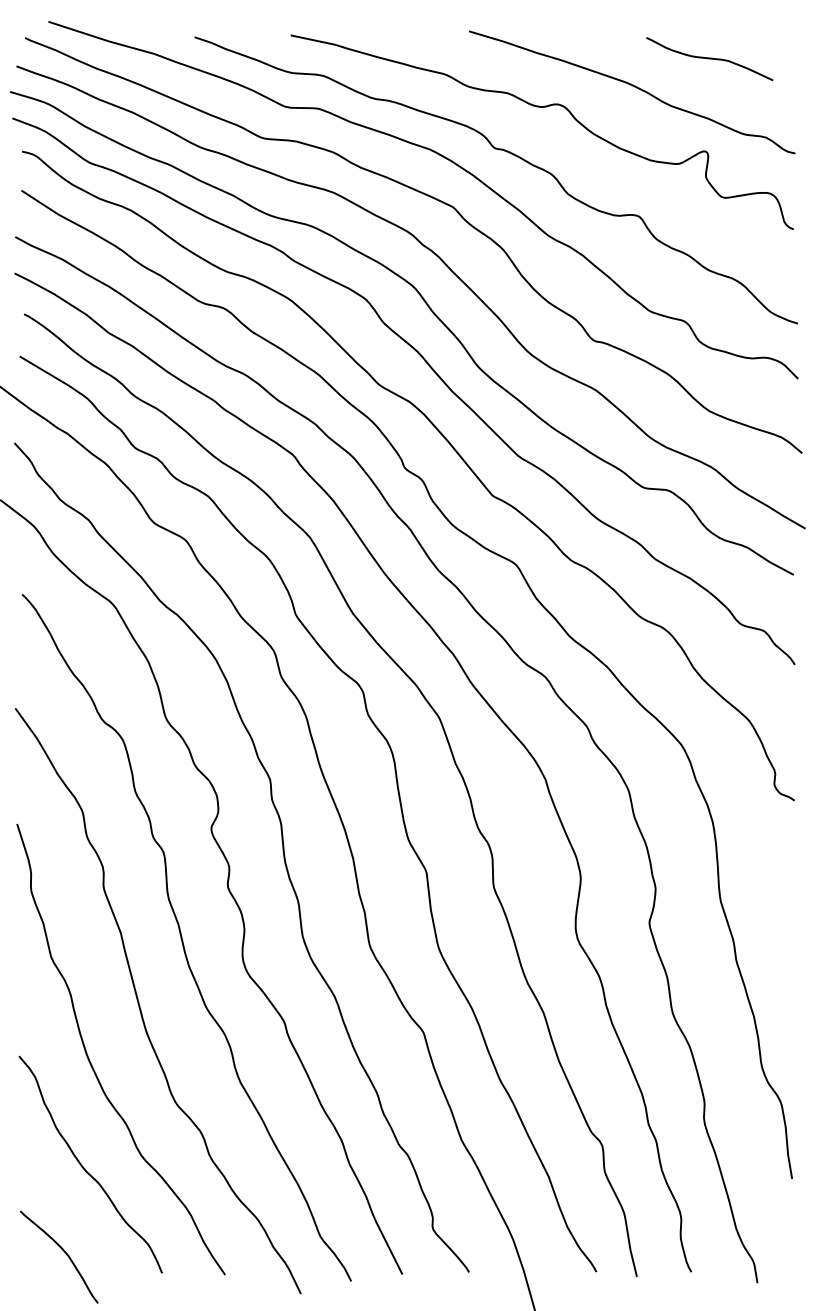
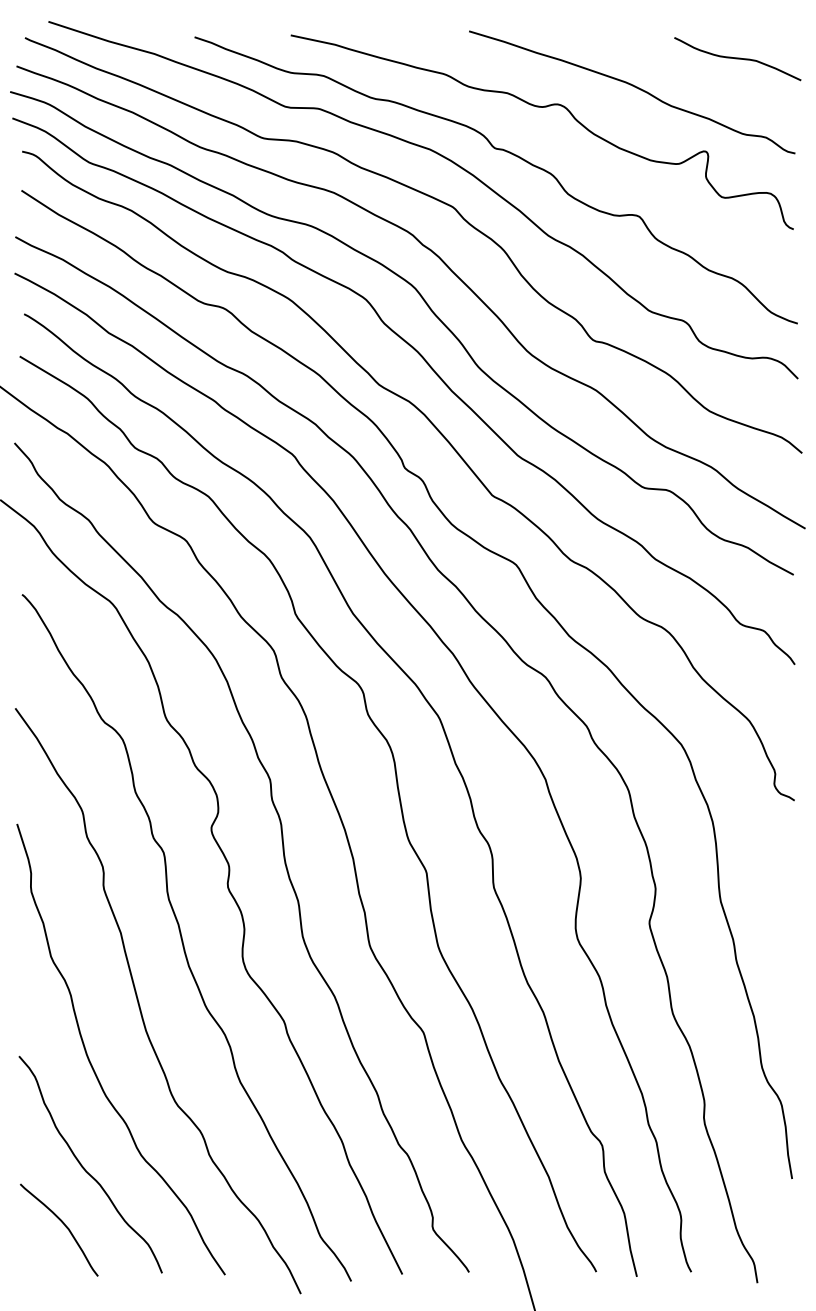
curve position: (709, 59) -> (737, 59) (737, 59)
curve position: (65, 1254) -> (65, 1227) (65, 1227)
